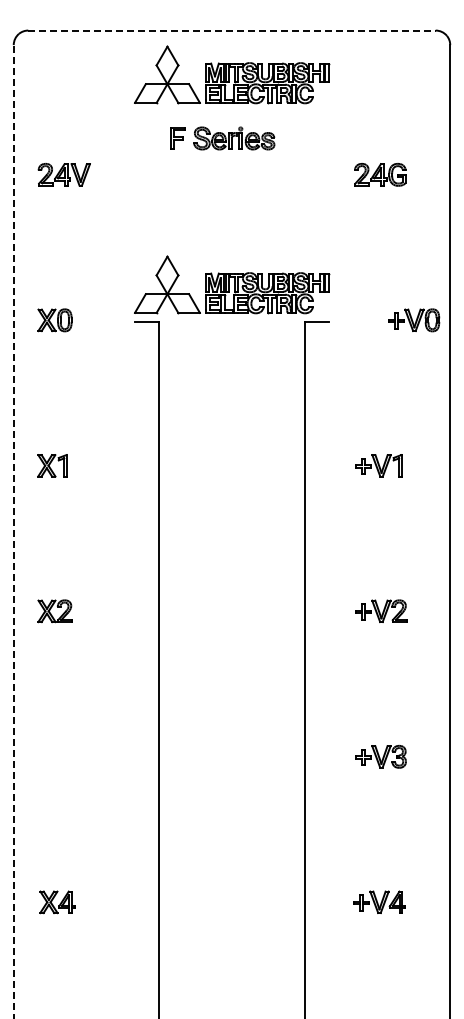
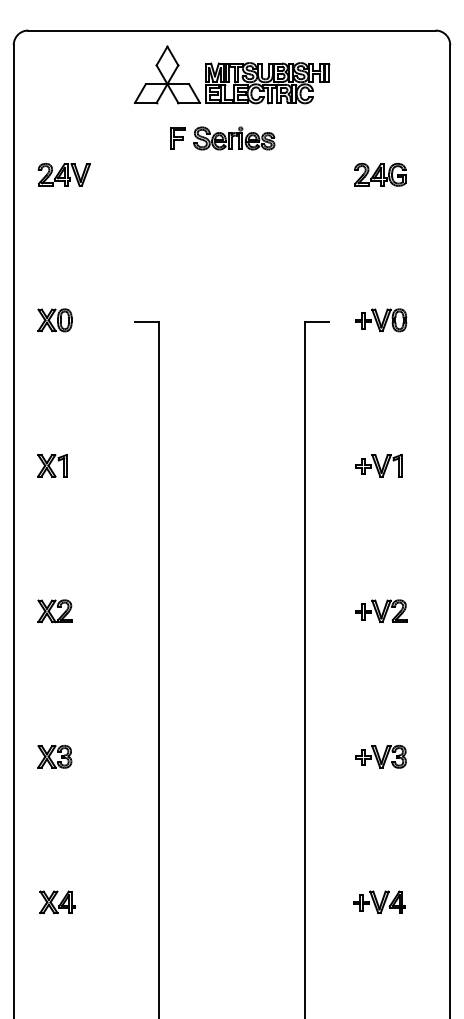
line: dashed -> solid (231, 30)
part: present -> none (232, 284)
part position: (414, 320) -> (381, 320) (381, 320)
line: dashed -> solid (13, 531)
part: none -> present (54, 756)
